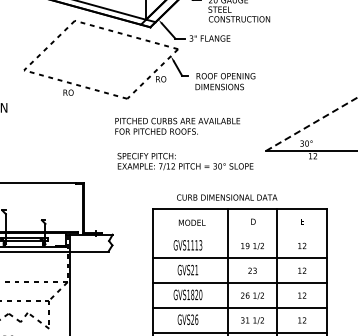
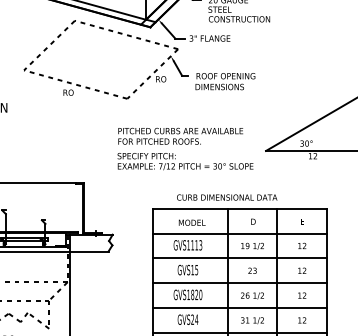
line: dashed -> solid (311, 124)
text position: (177, 125) -> (180, 135) (180, 135)
line: none -> present (240, 233)
text: GVS21 -> GVS15 (194, 269)
text: GVS26 -> GVS24 (196, 319)
